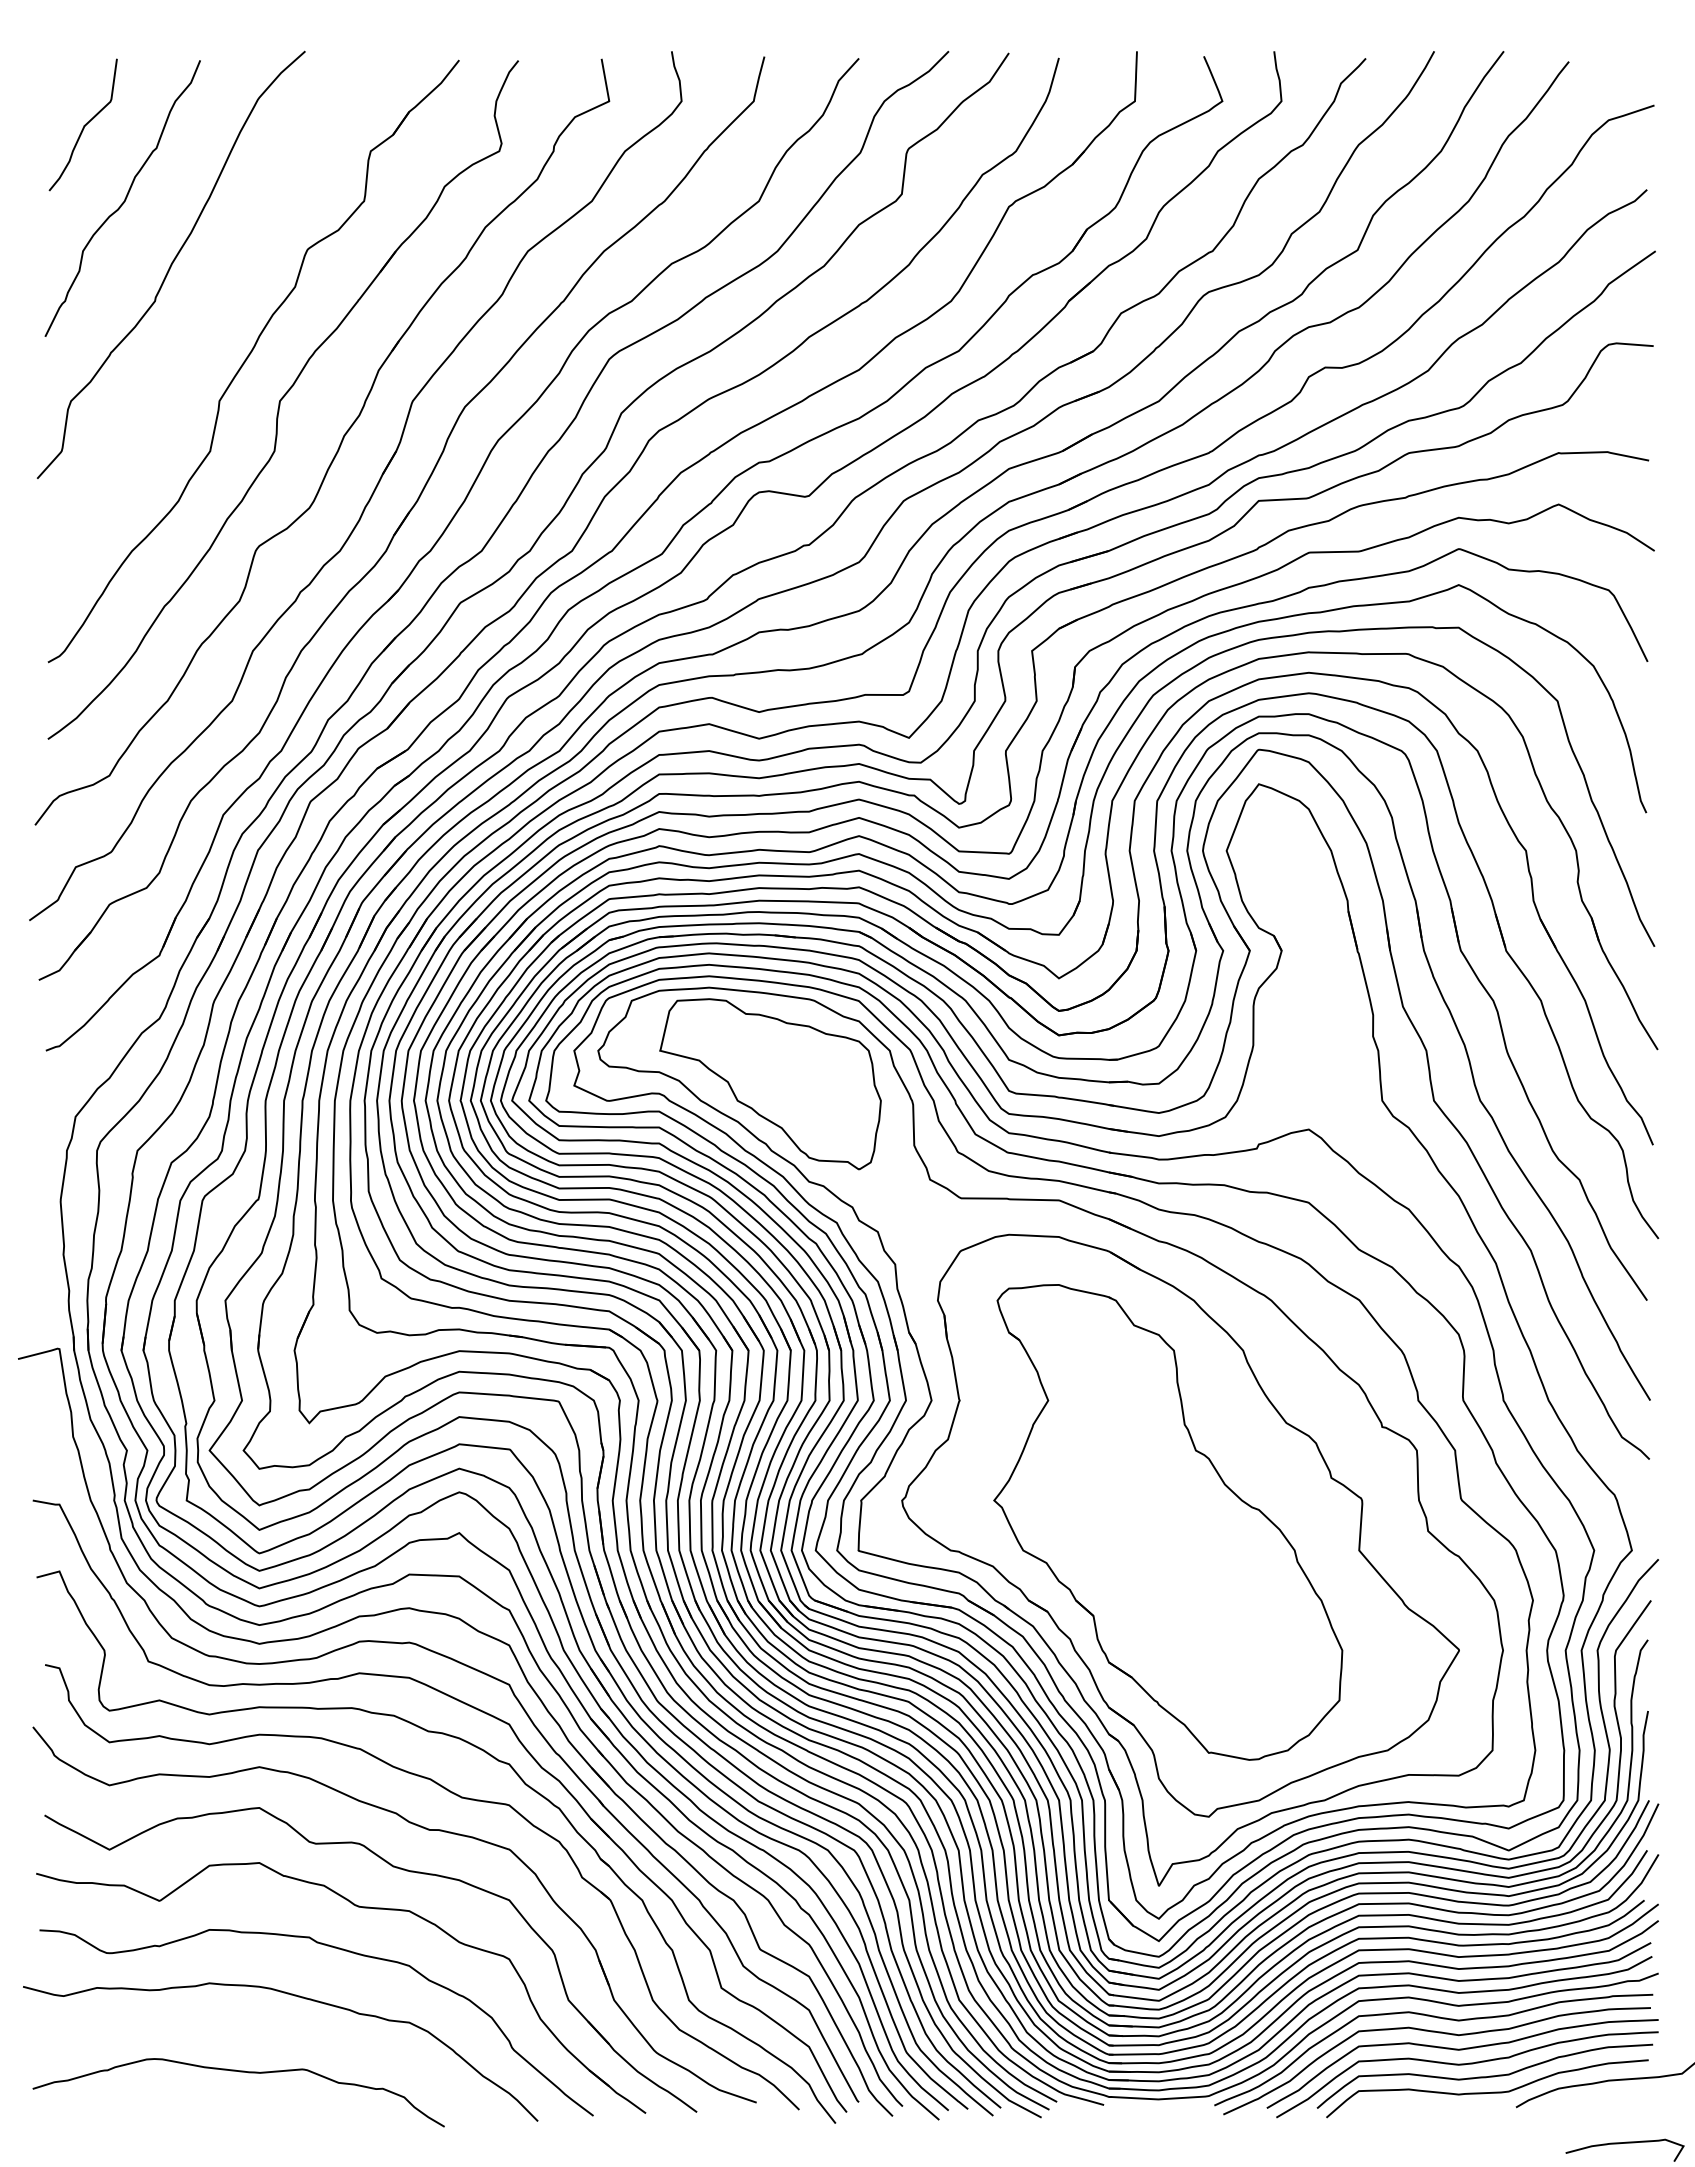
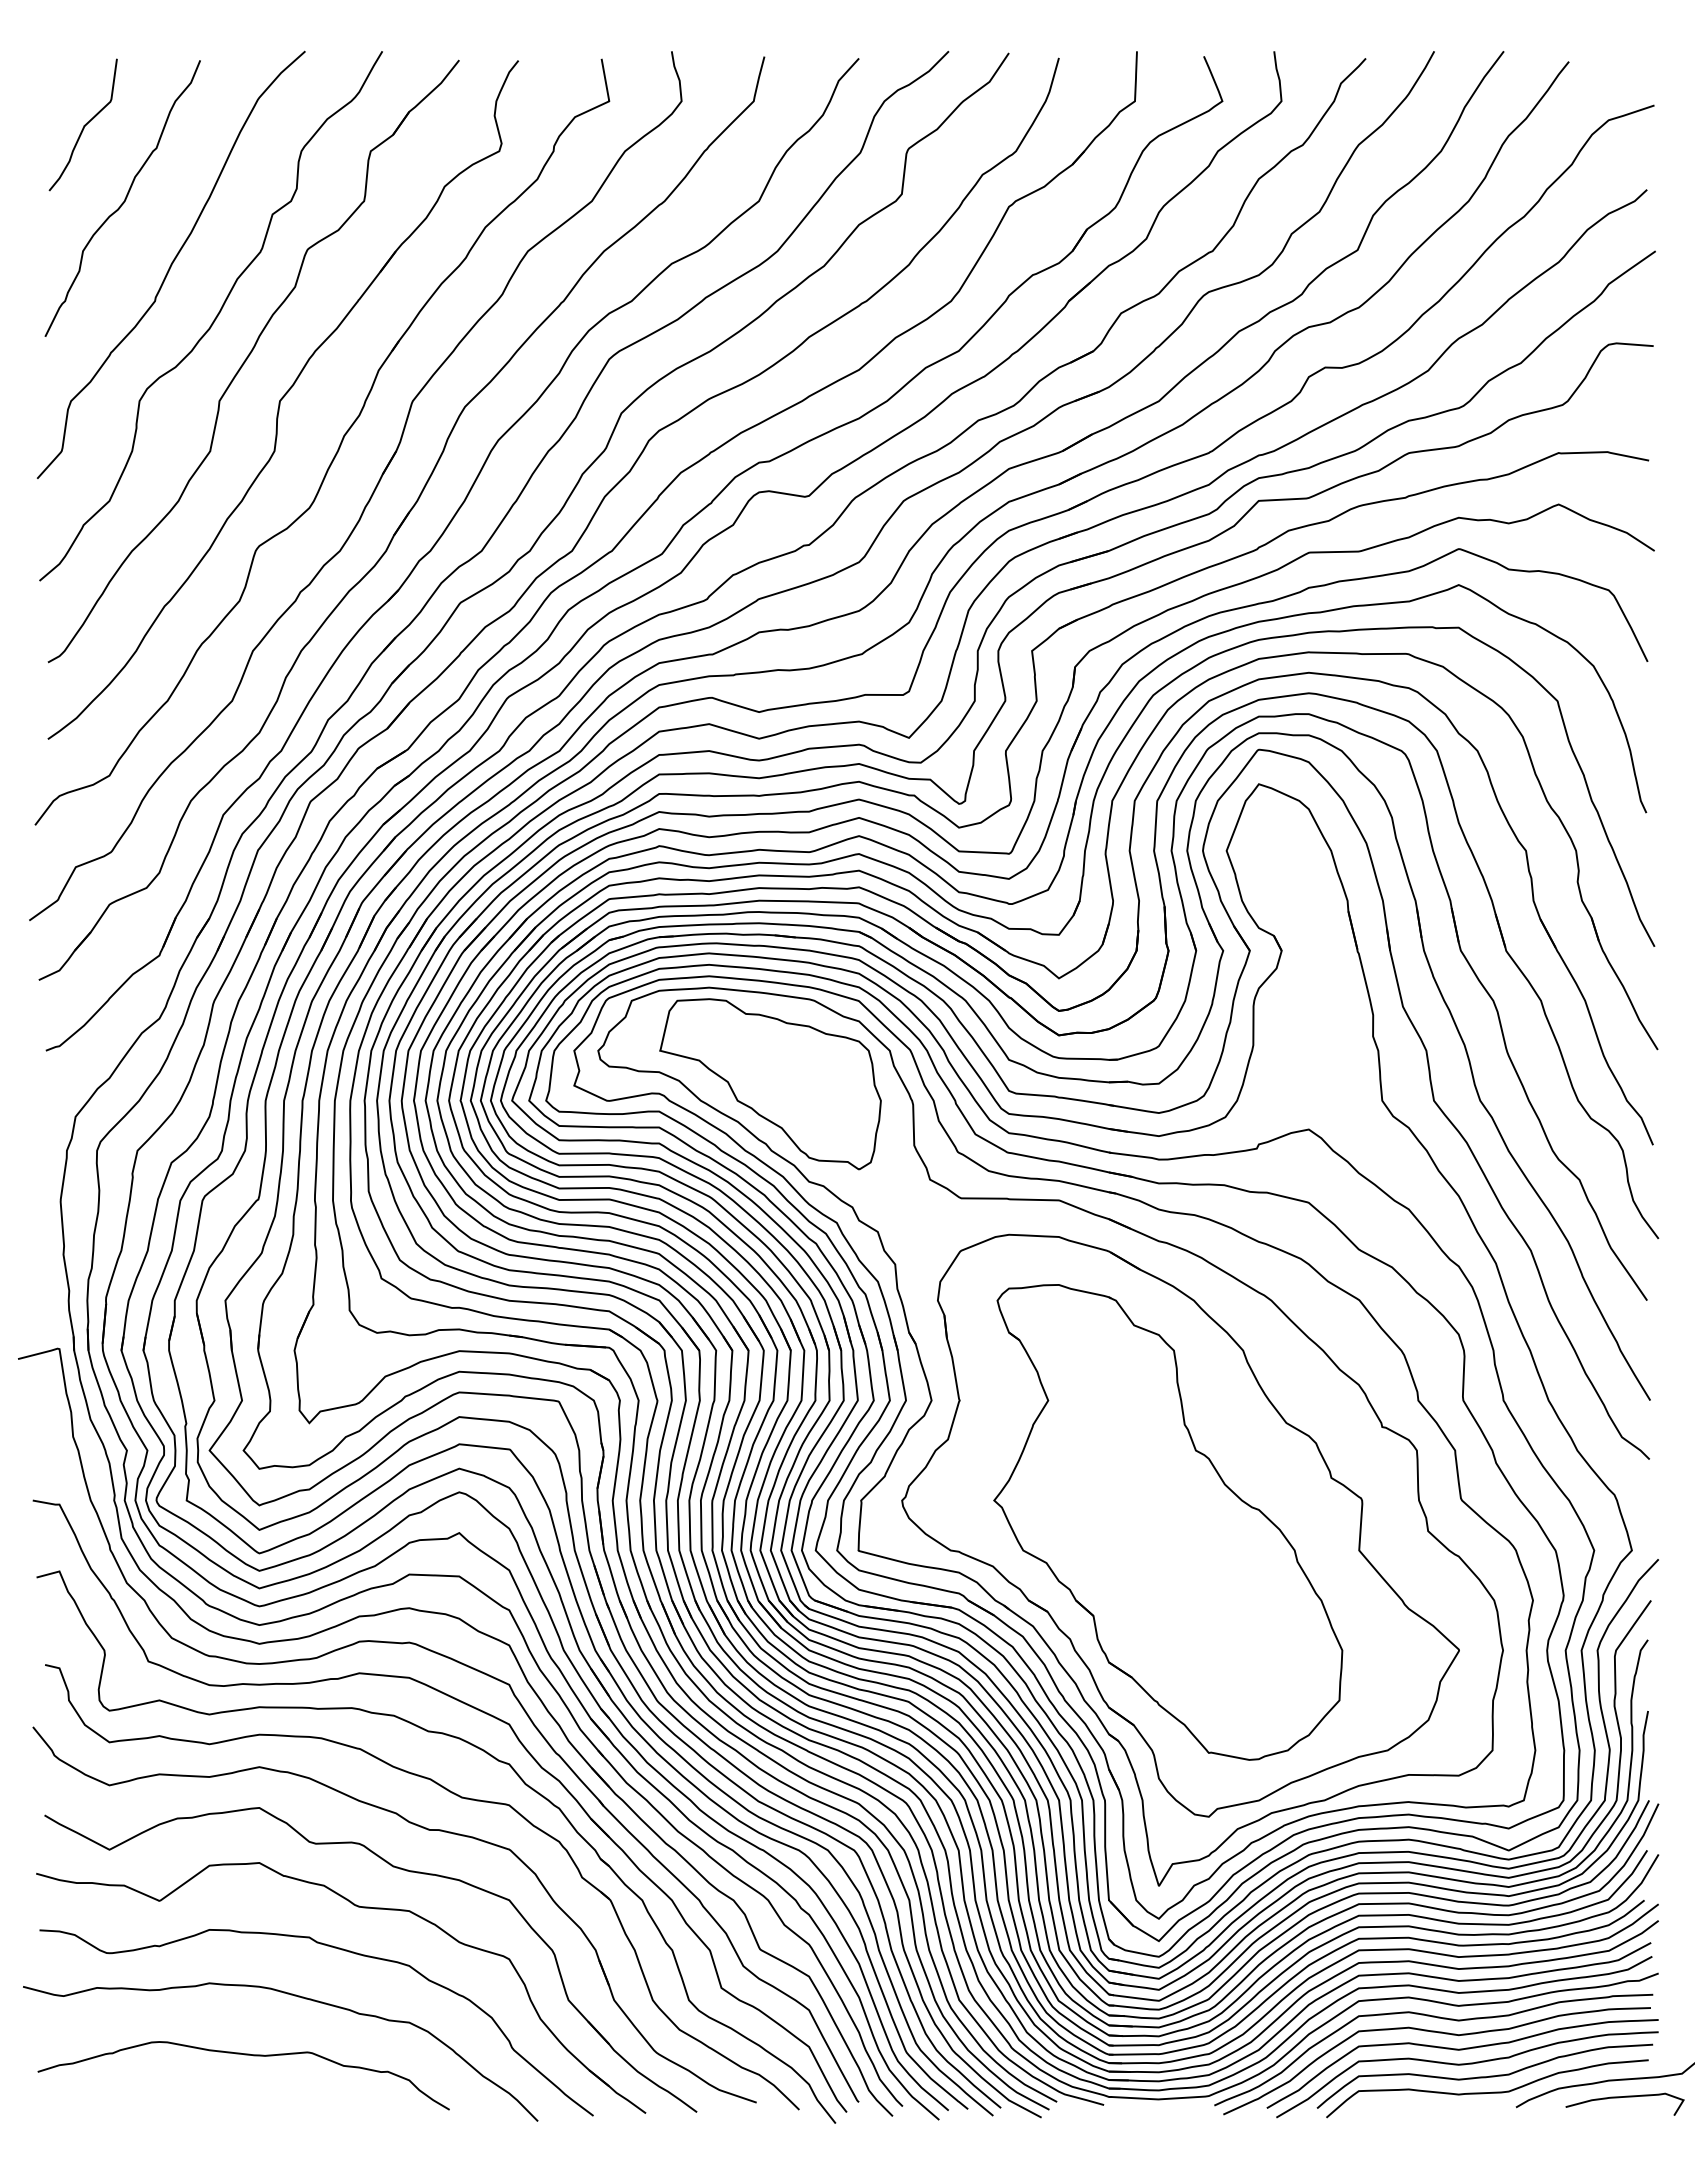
curve: none -> present (214, 318)
curve position: (239, 2072) -> (244, 2055) (244, 2055)
curve position: (1624, 2143) -> (1624, 2097) (1624, 2097)
